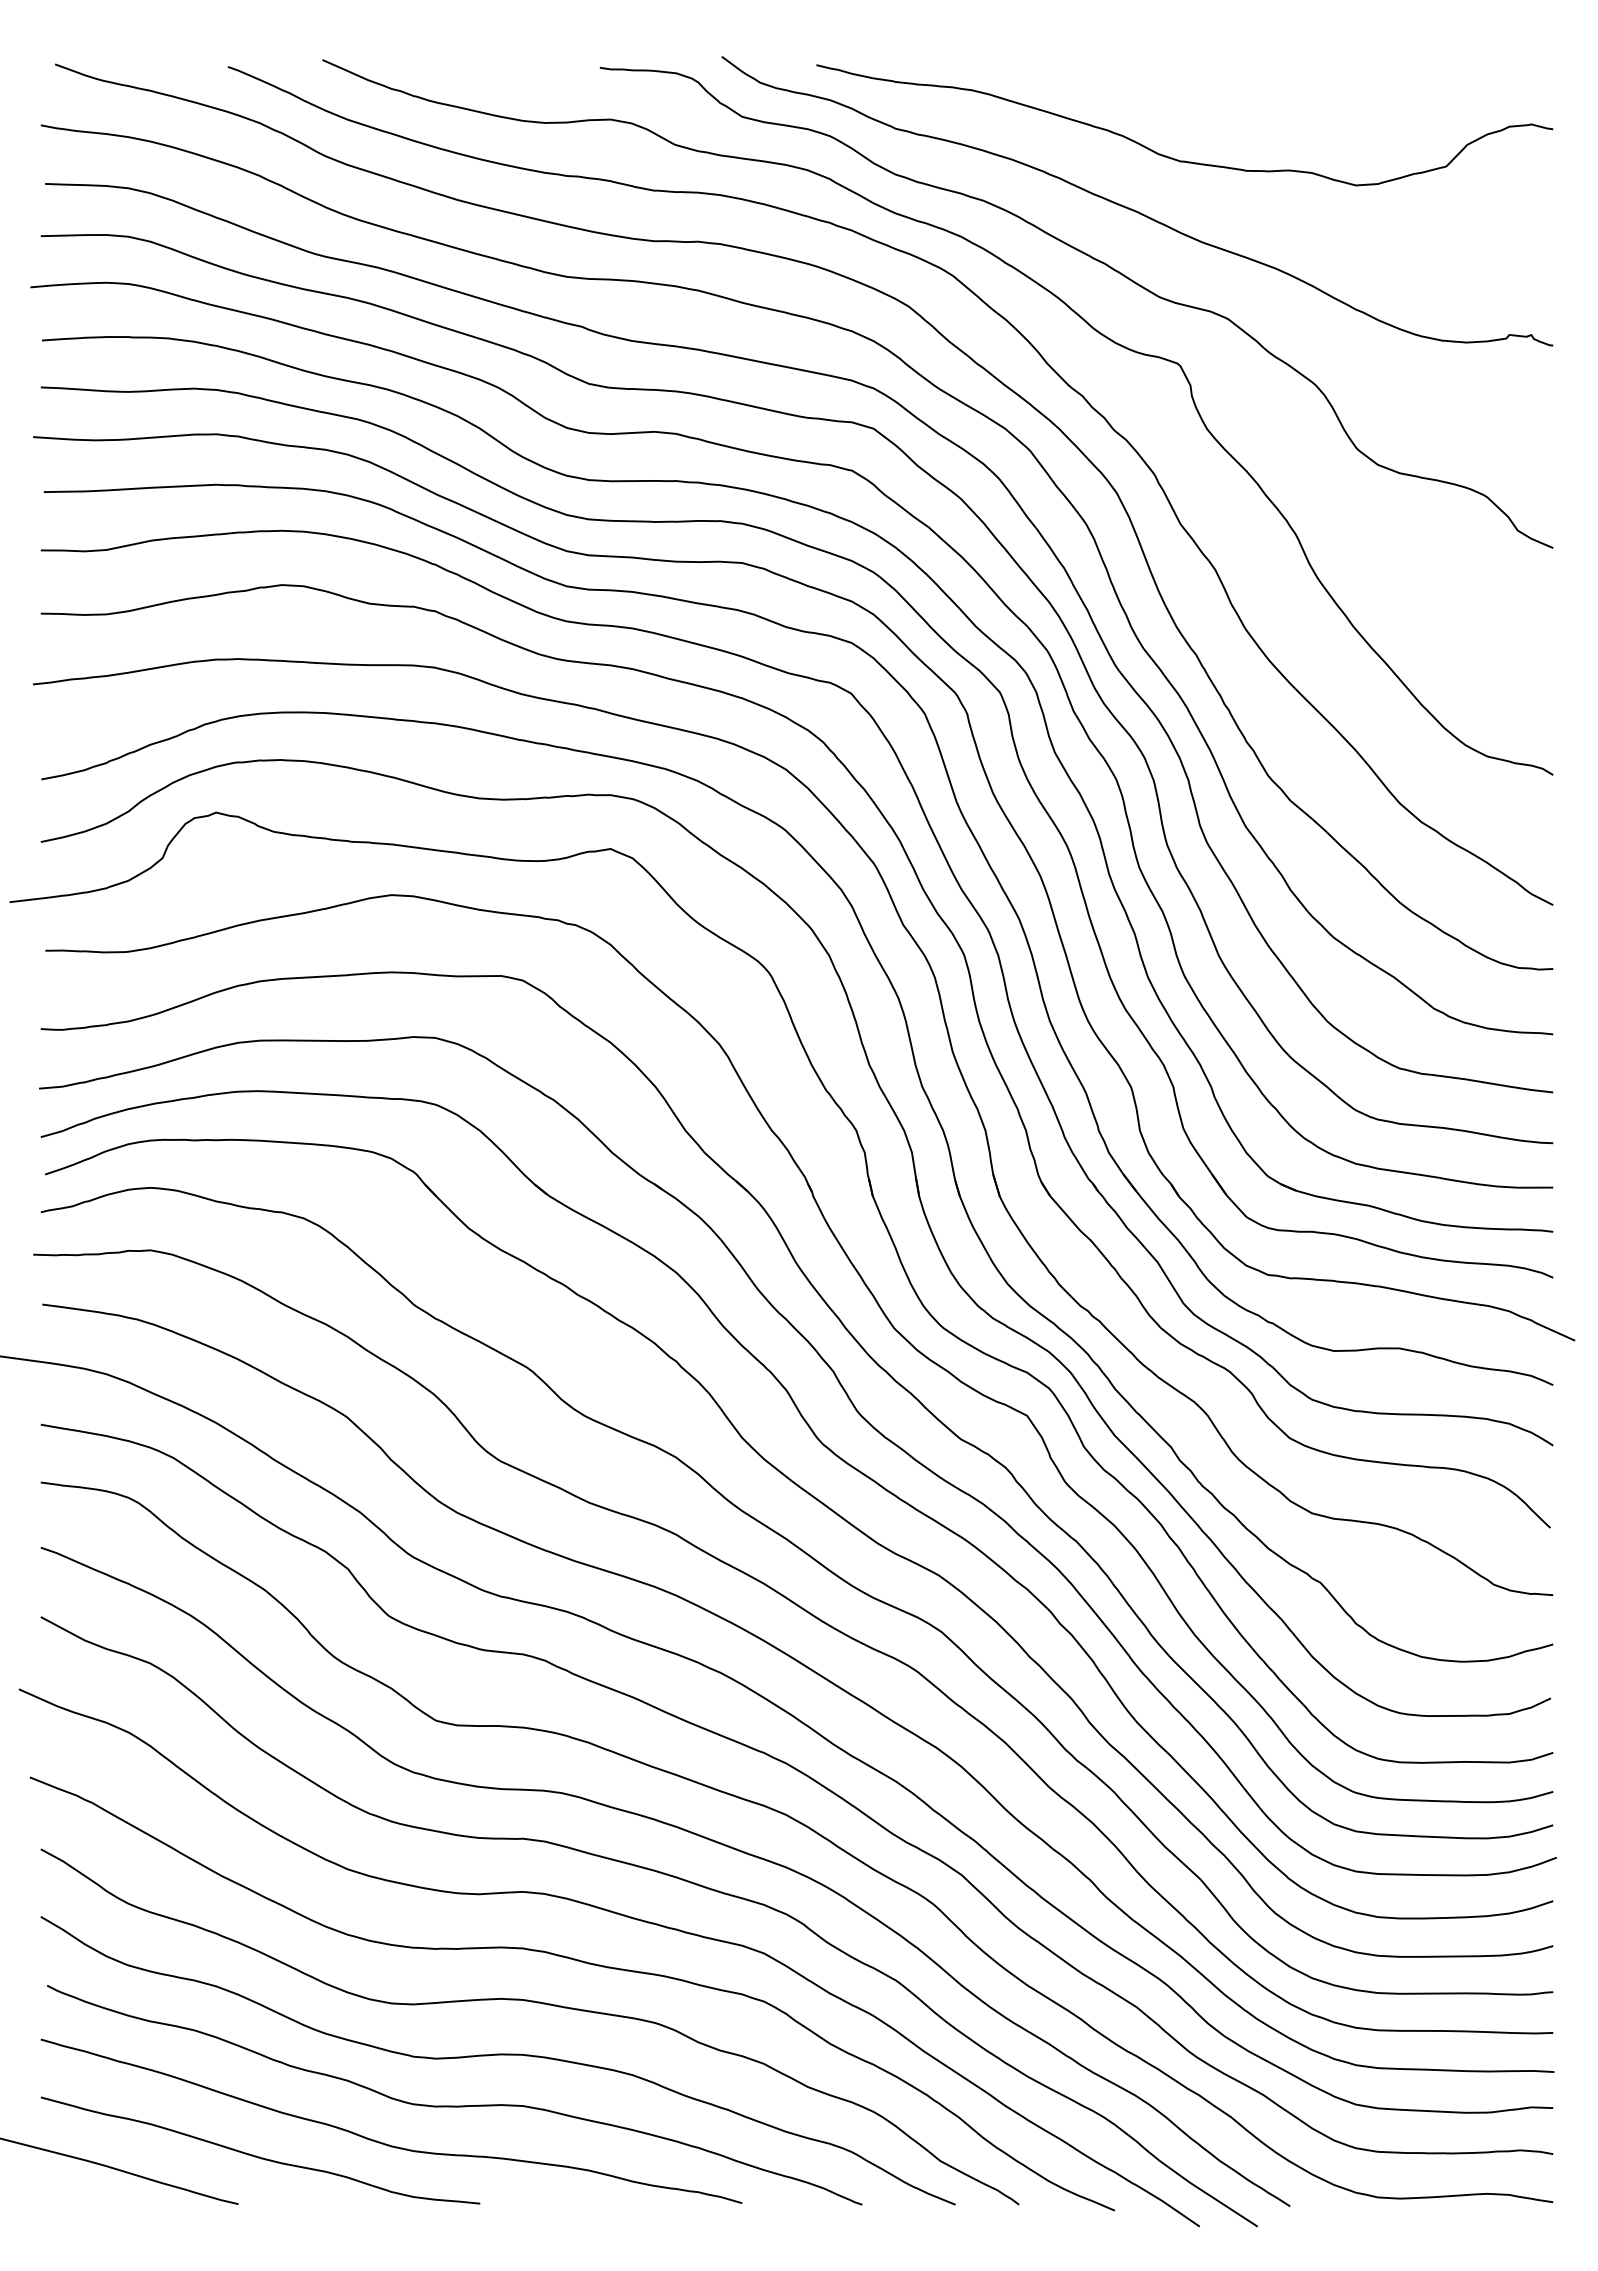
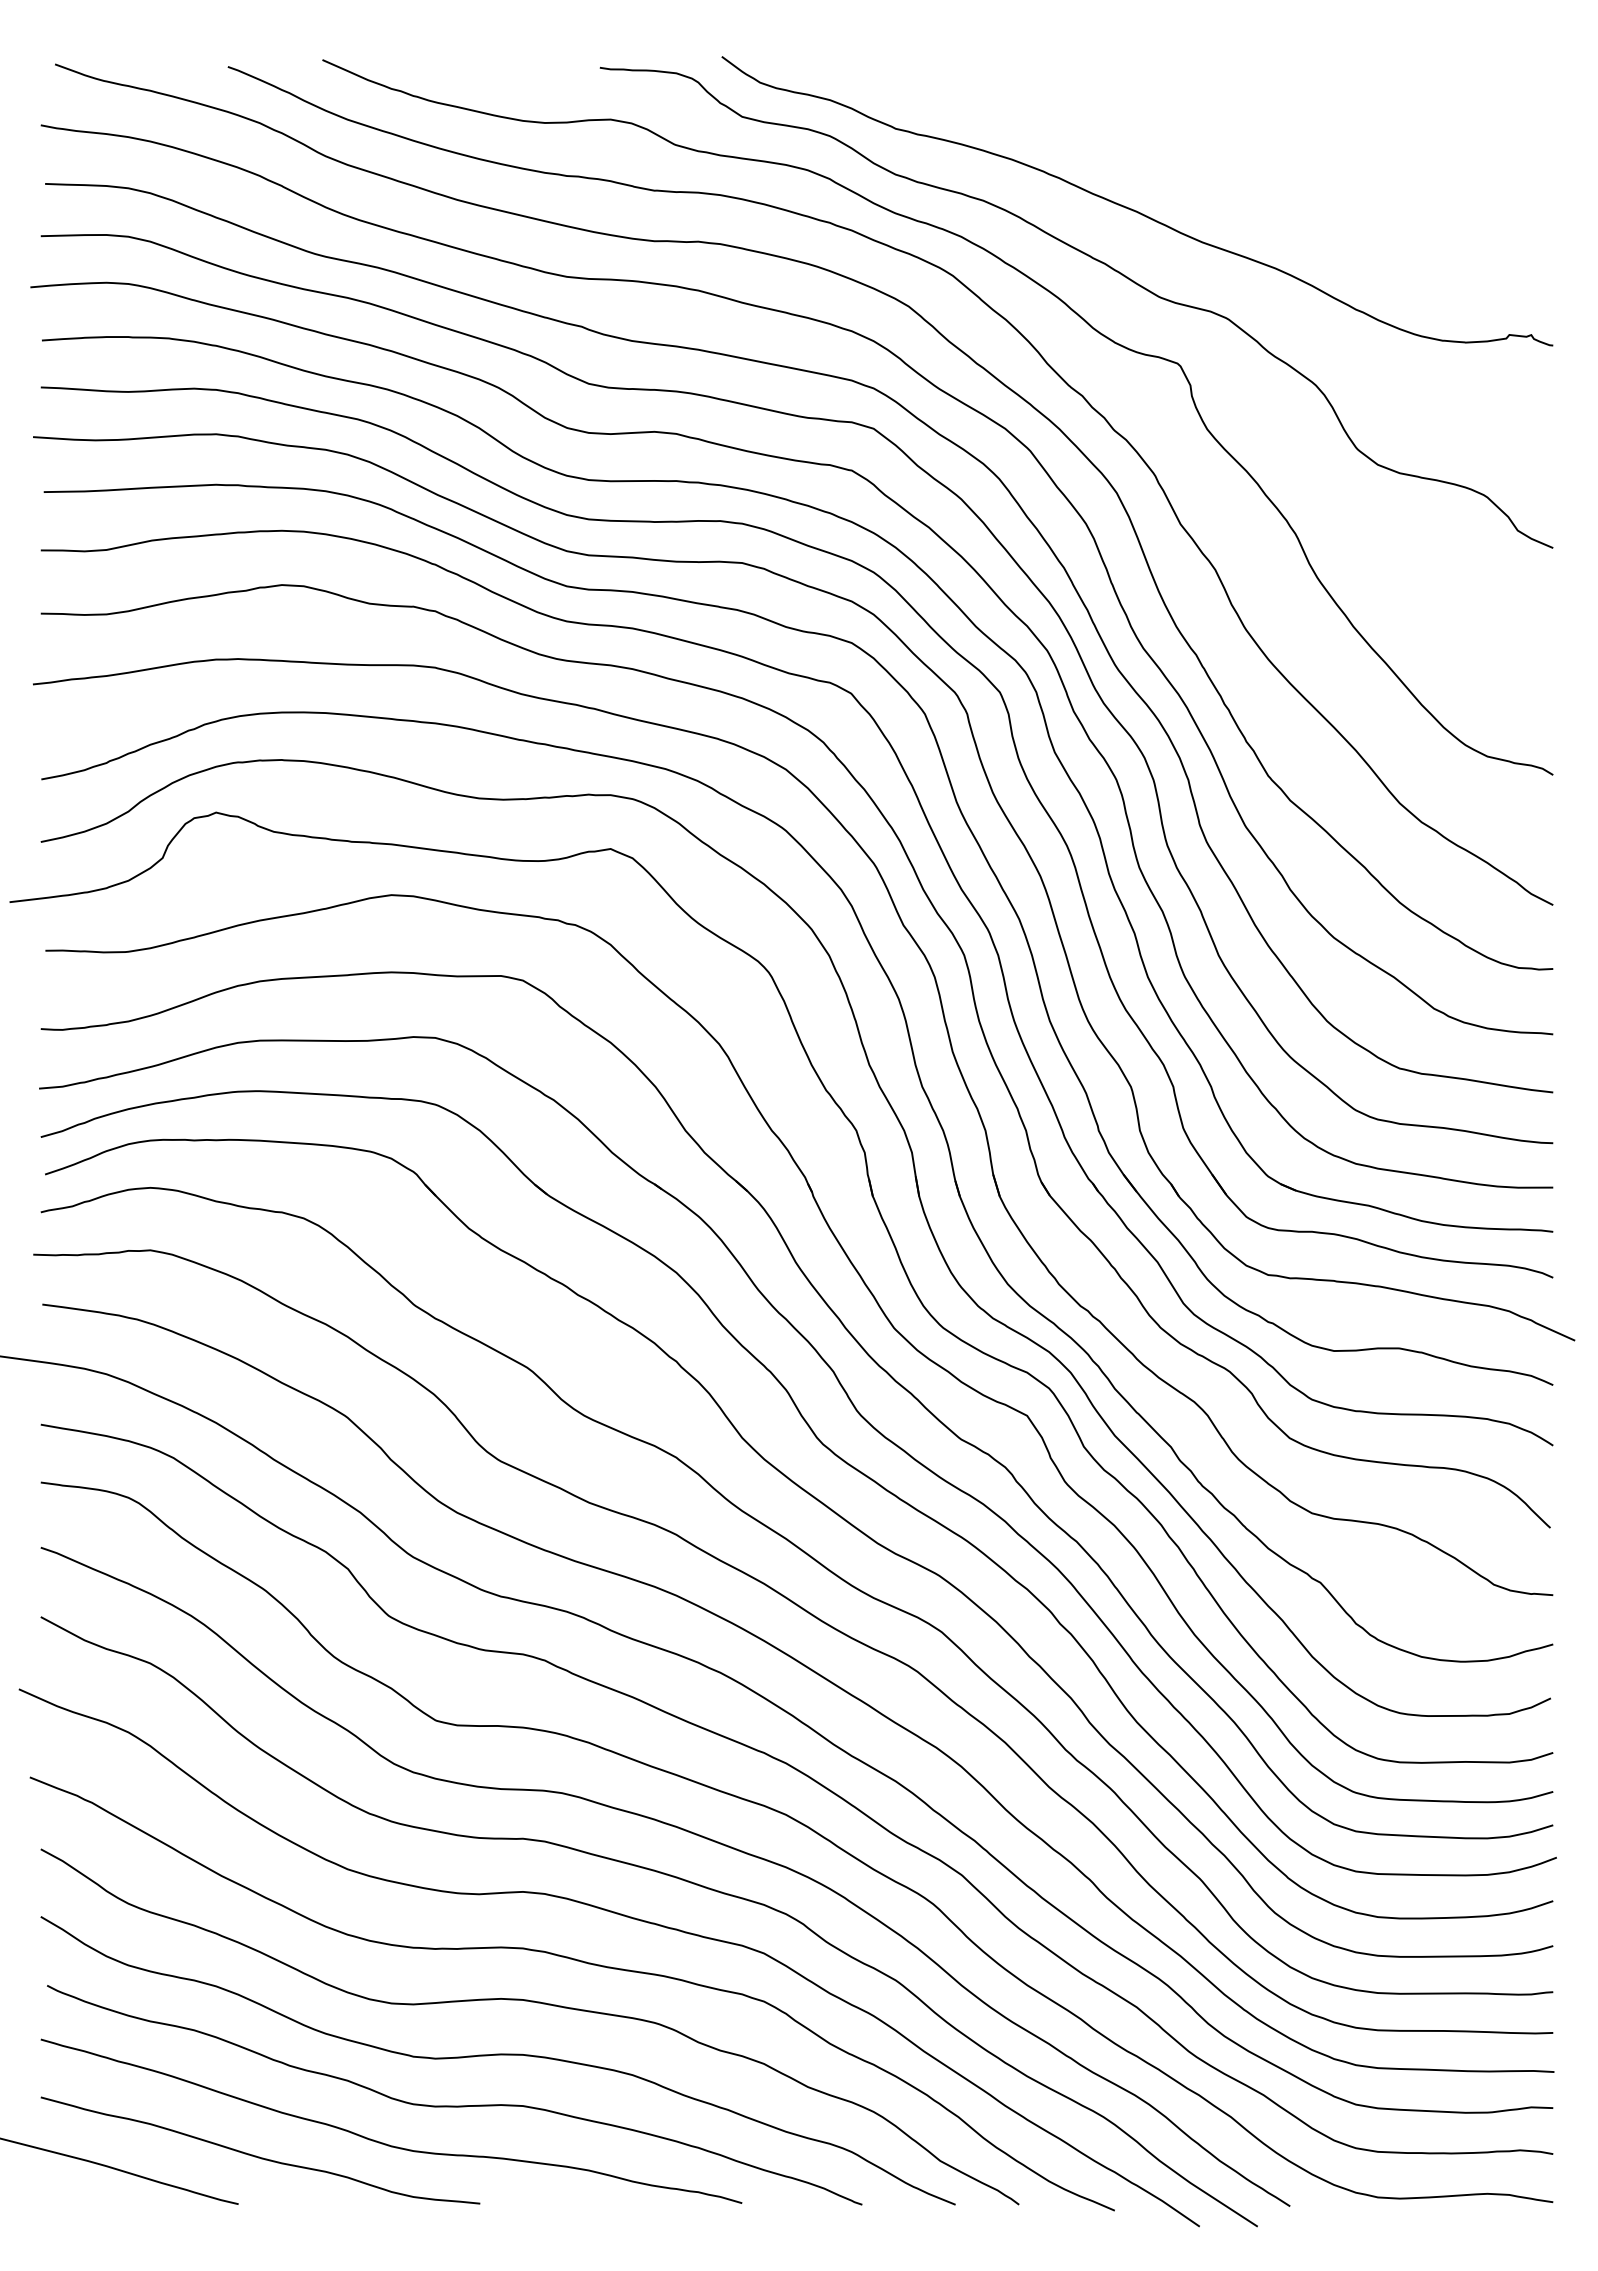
curve: present -> none (1172, 157)
